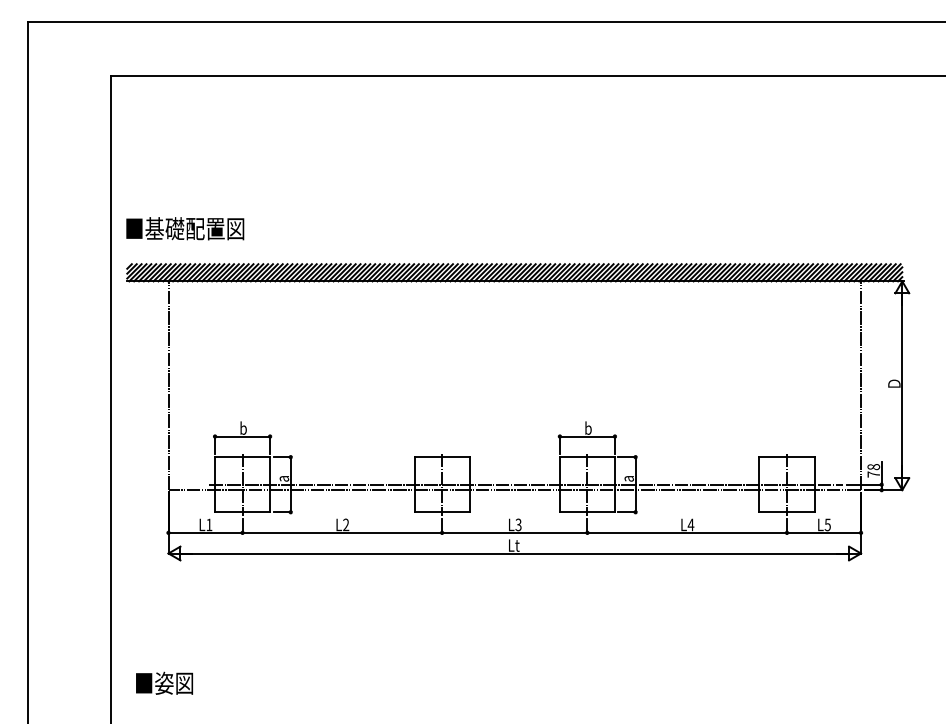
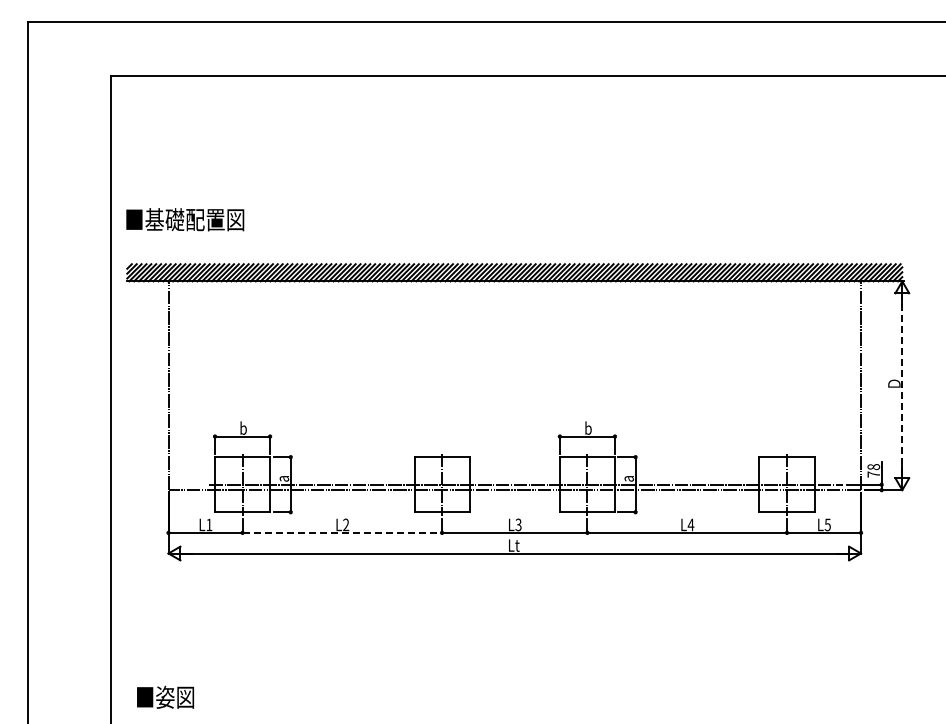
text position: (185, 228) -> (185, 219) (185, 219)
line: solid -> dashed (902, 385)
line: solid -> dashed (342, 532)
text position: (164, 682) -> (165, 696) (165, 696)
